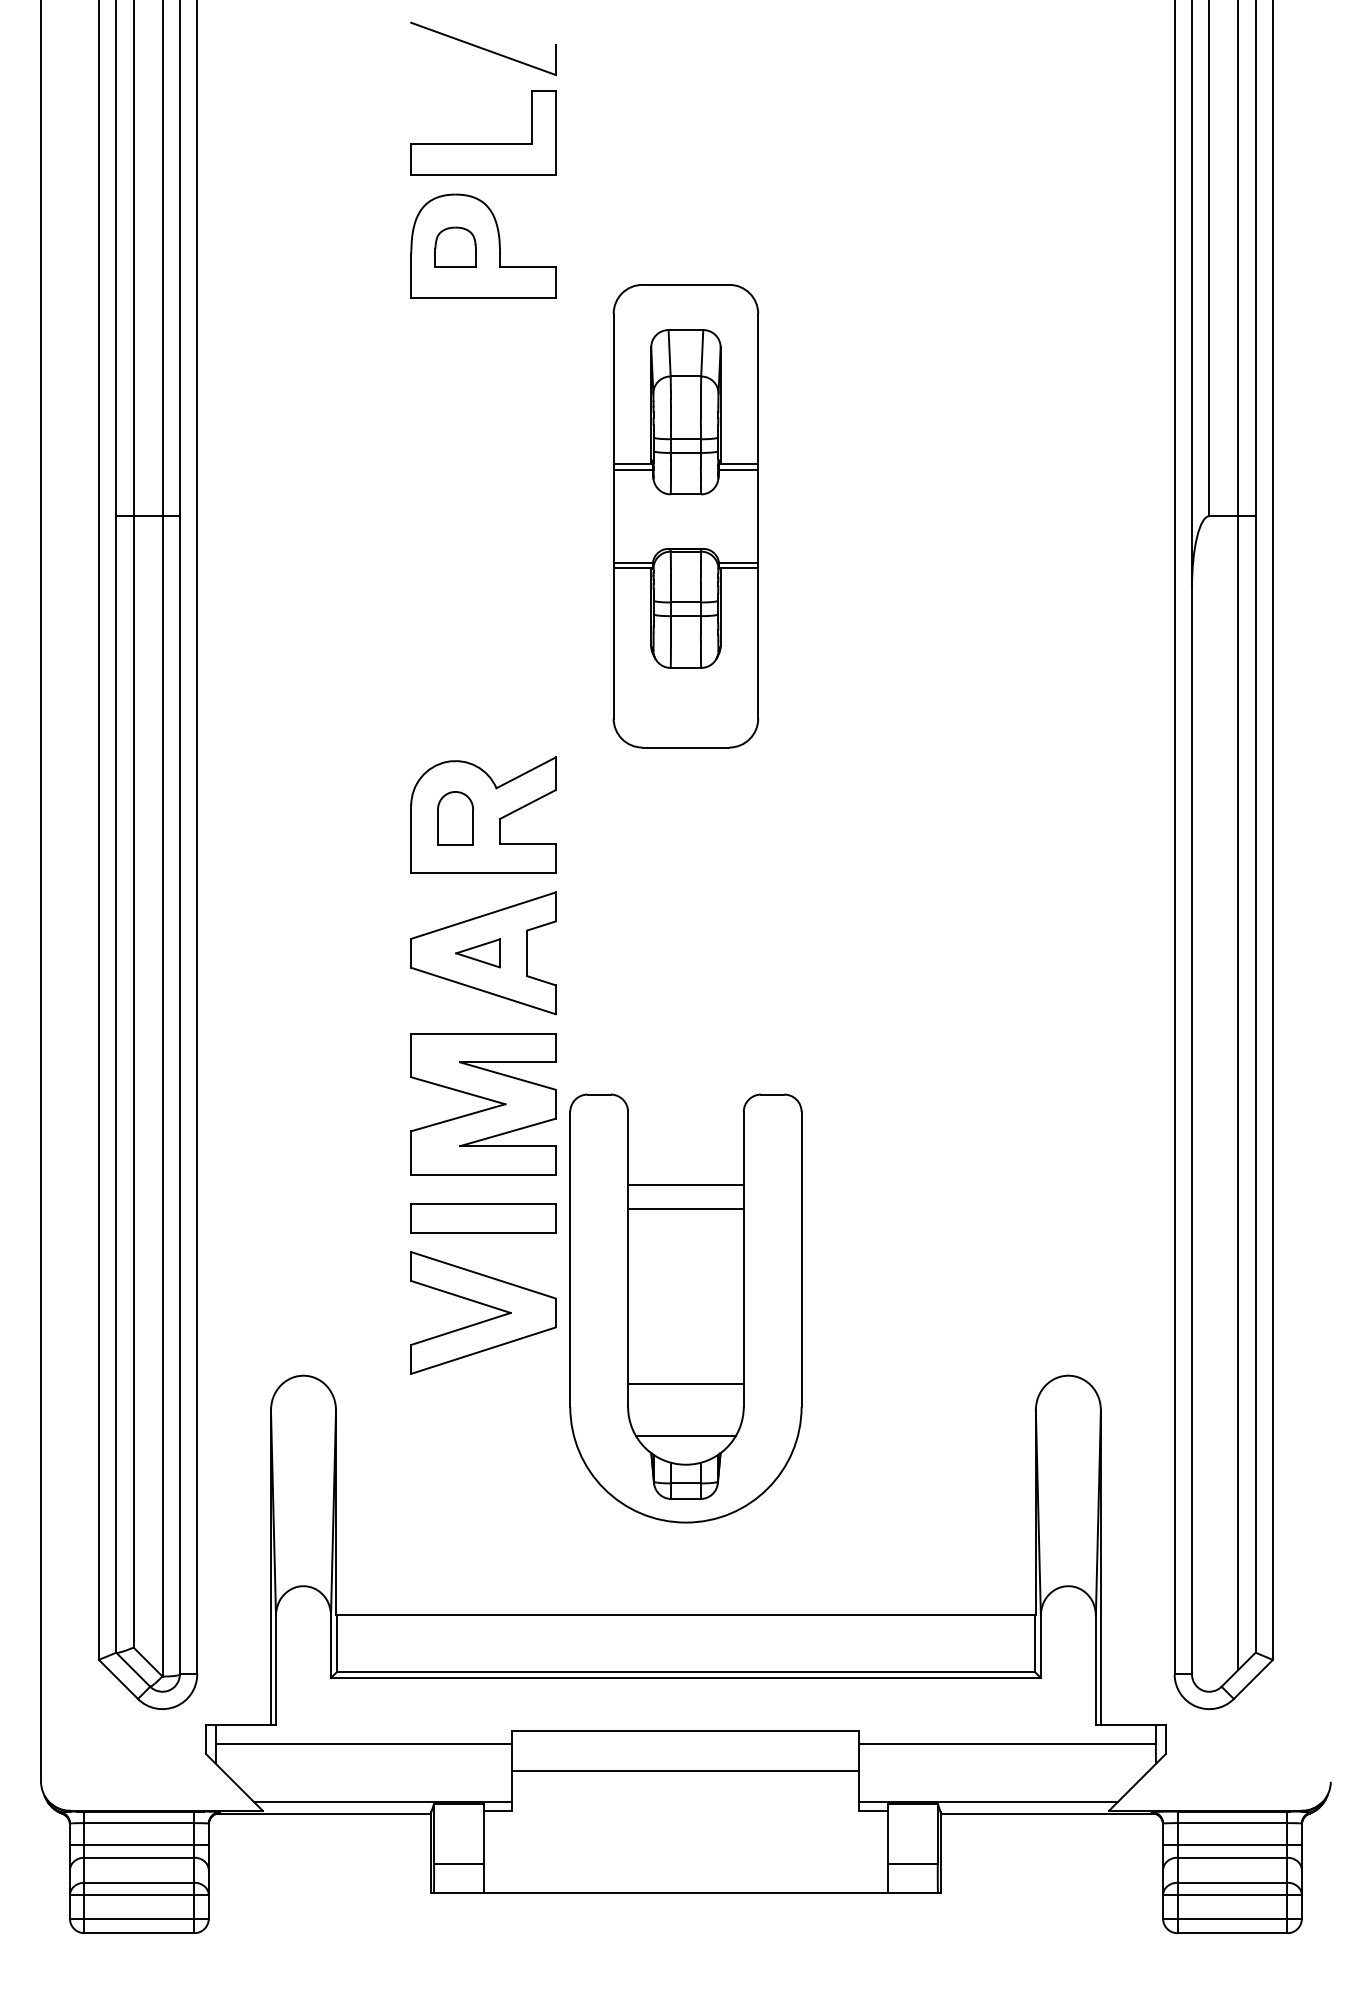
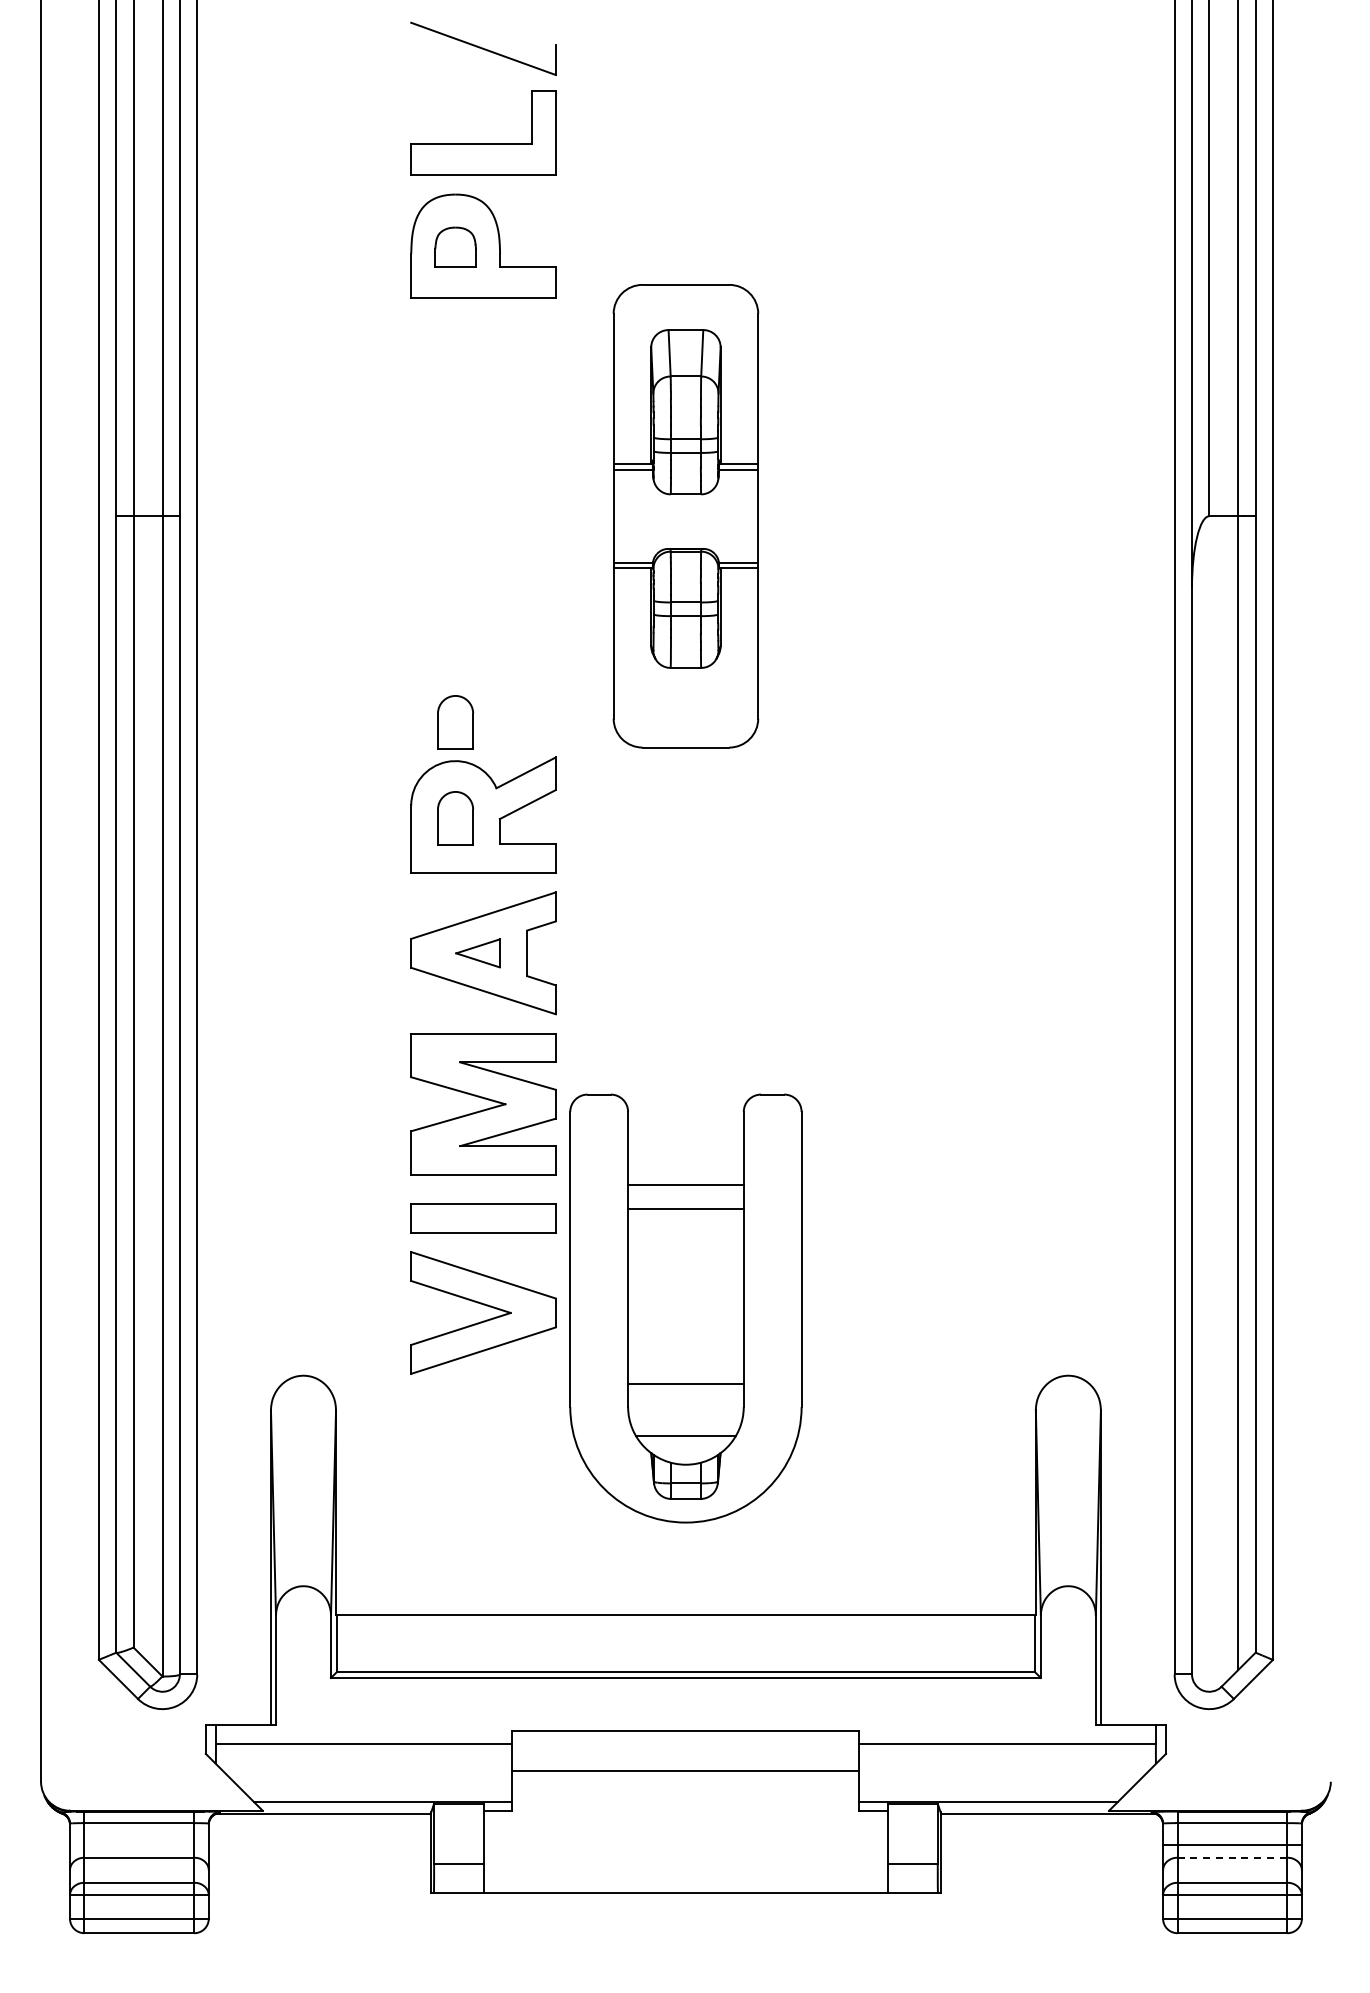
part: none -> present (455, 722)
line: present -> none (139, 1845)
line: solid -> dashed (1232, 1857)
